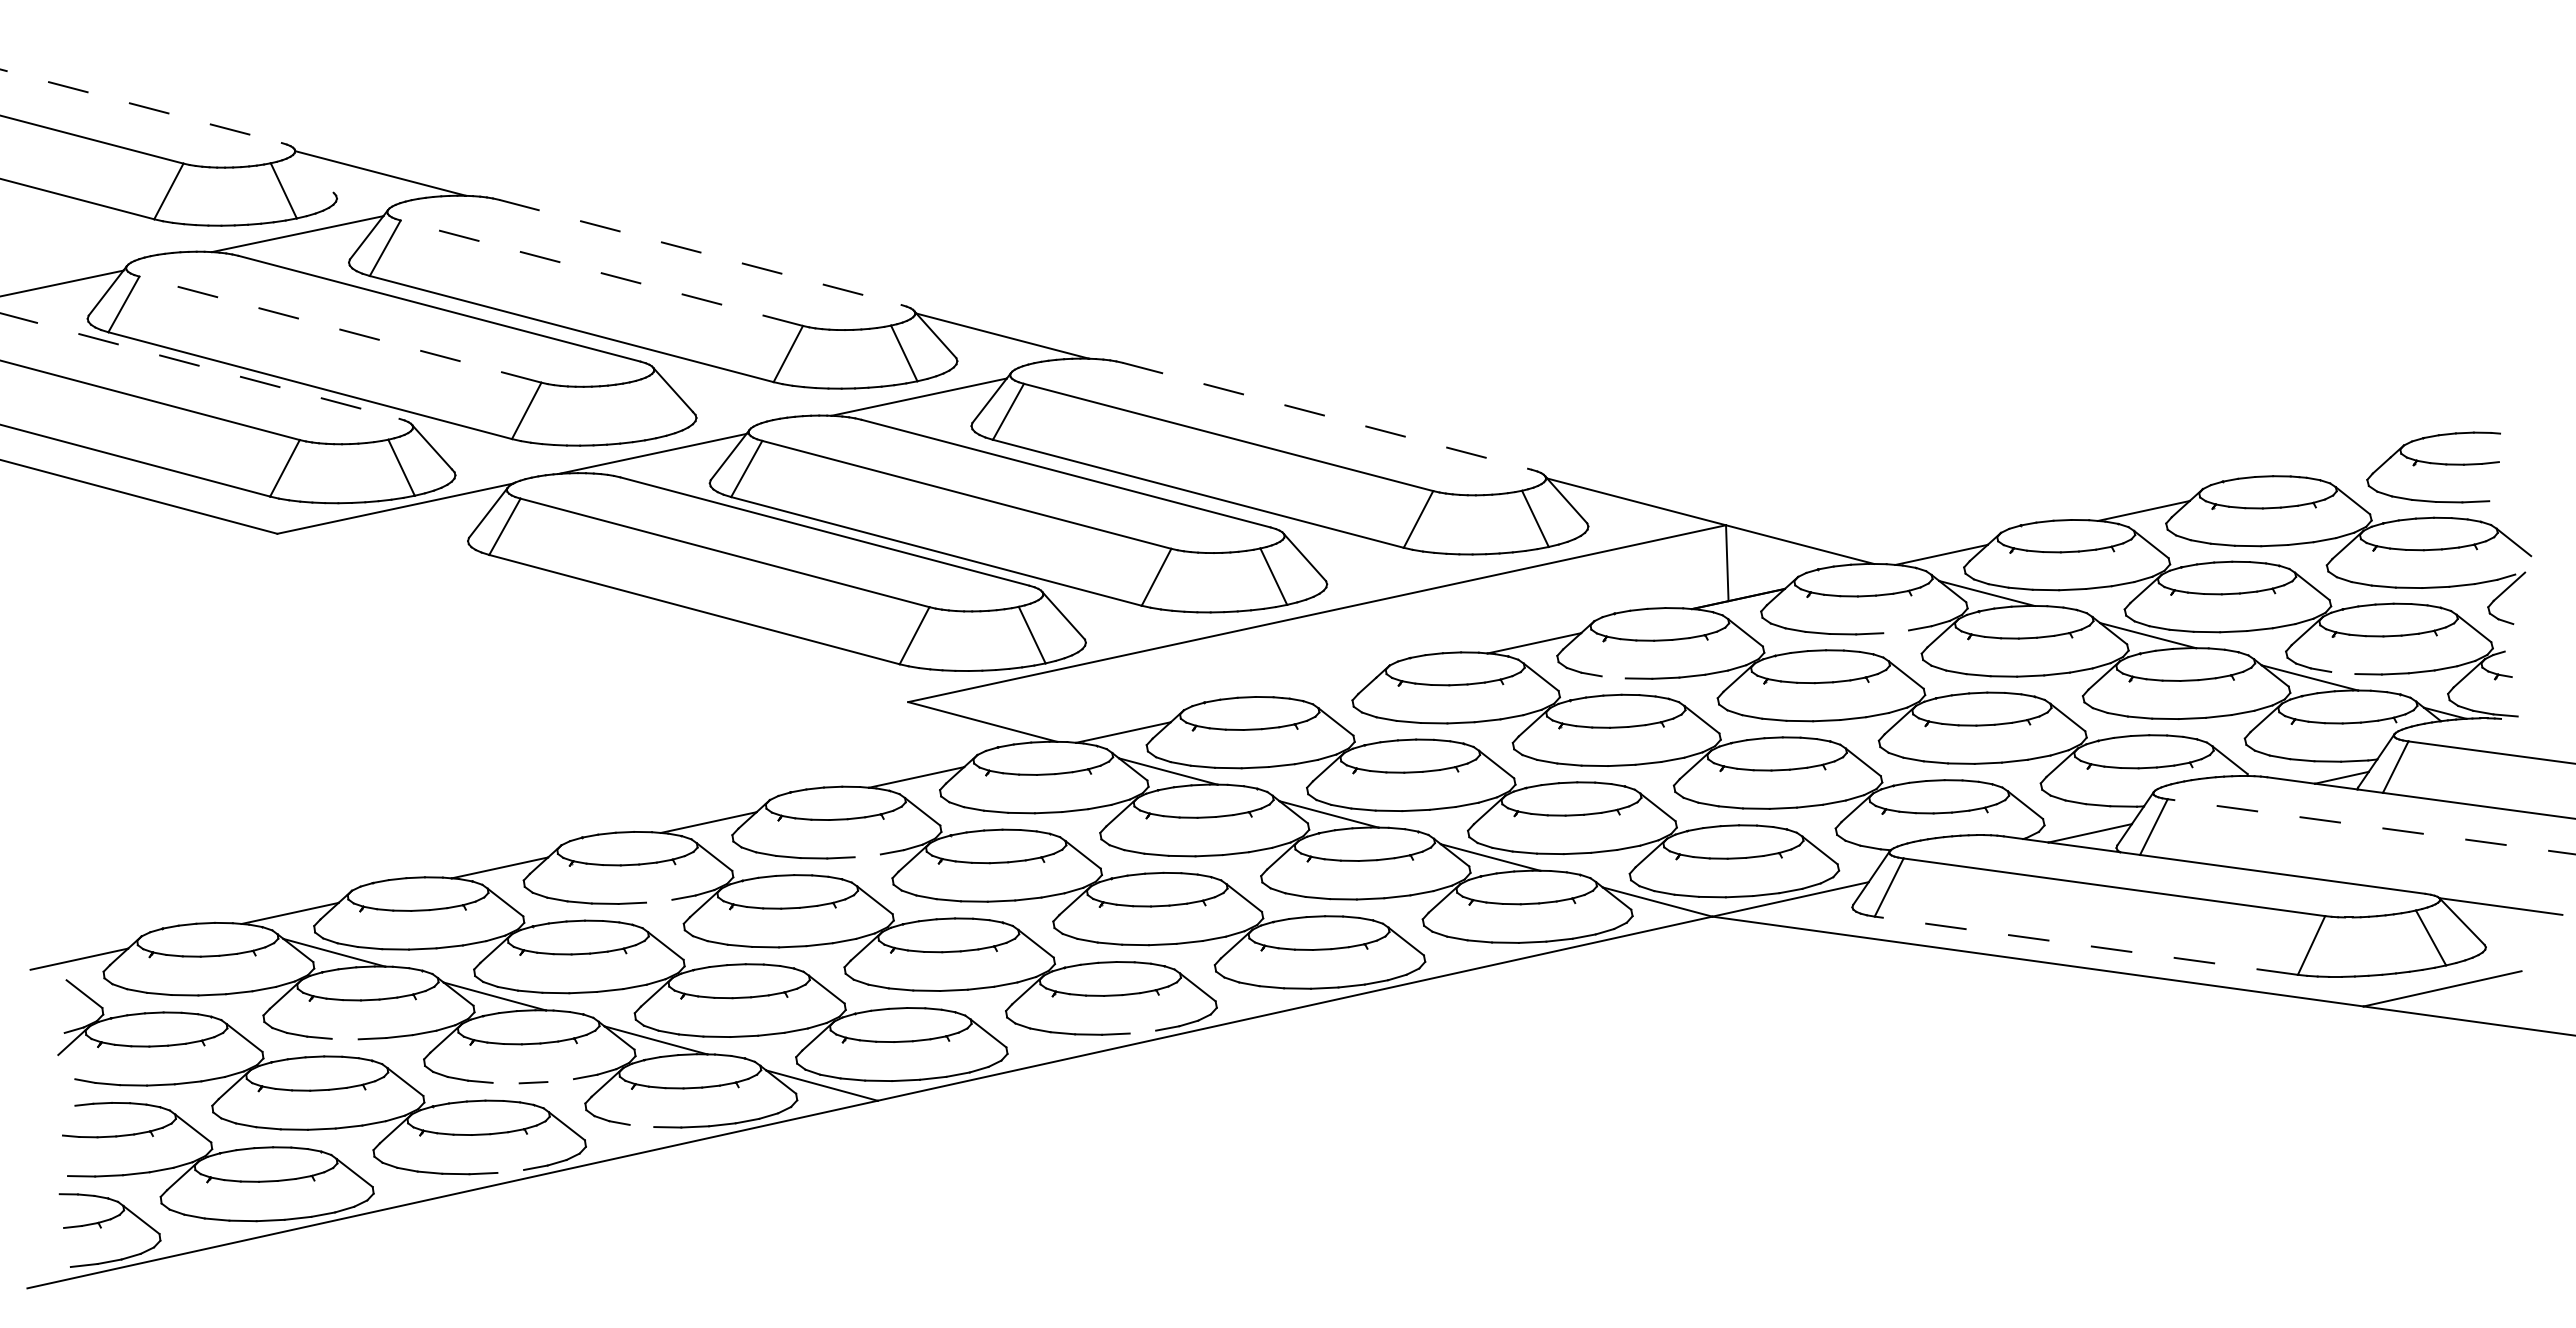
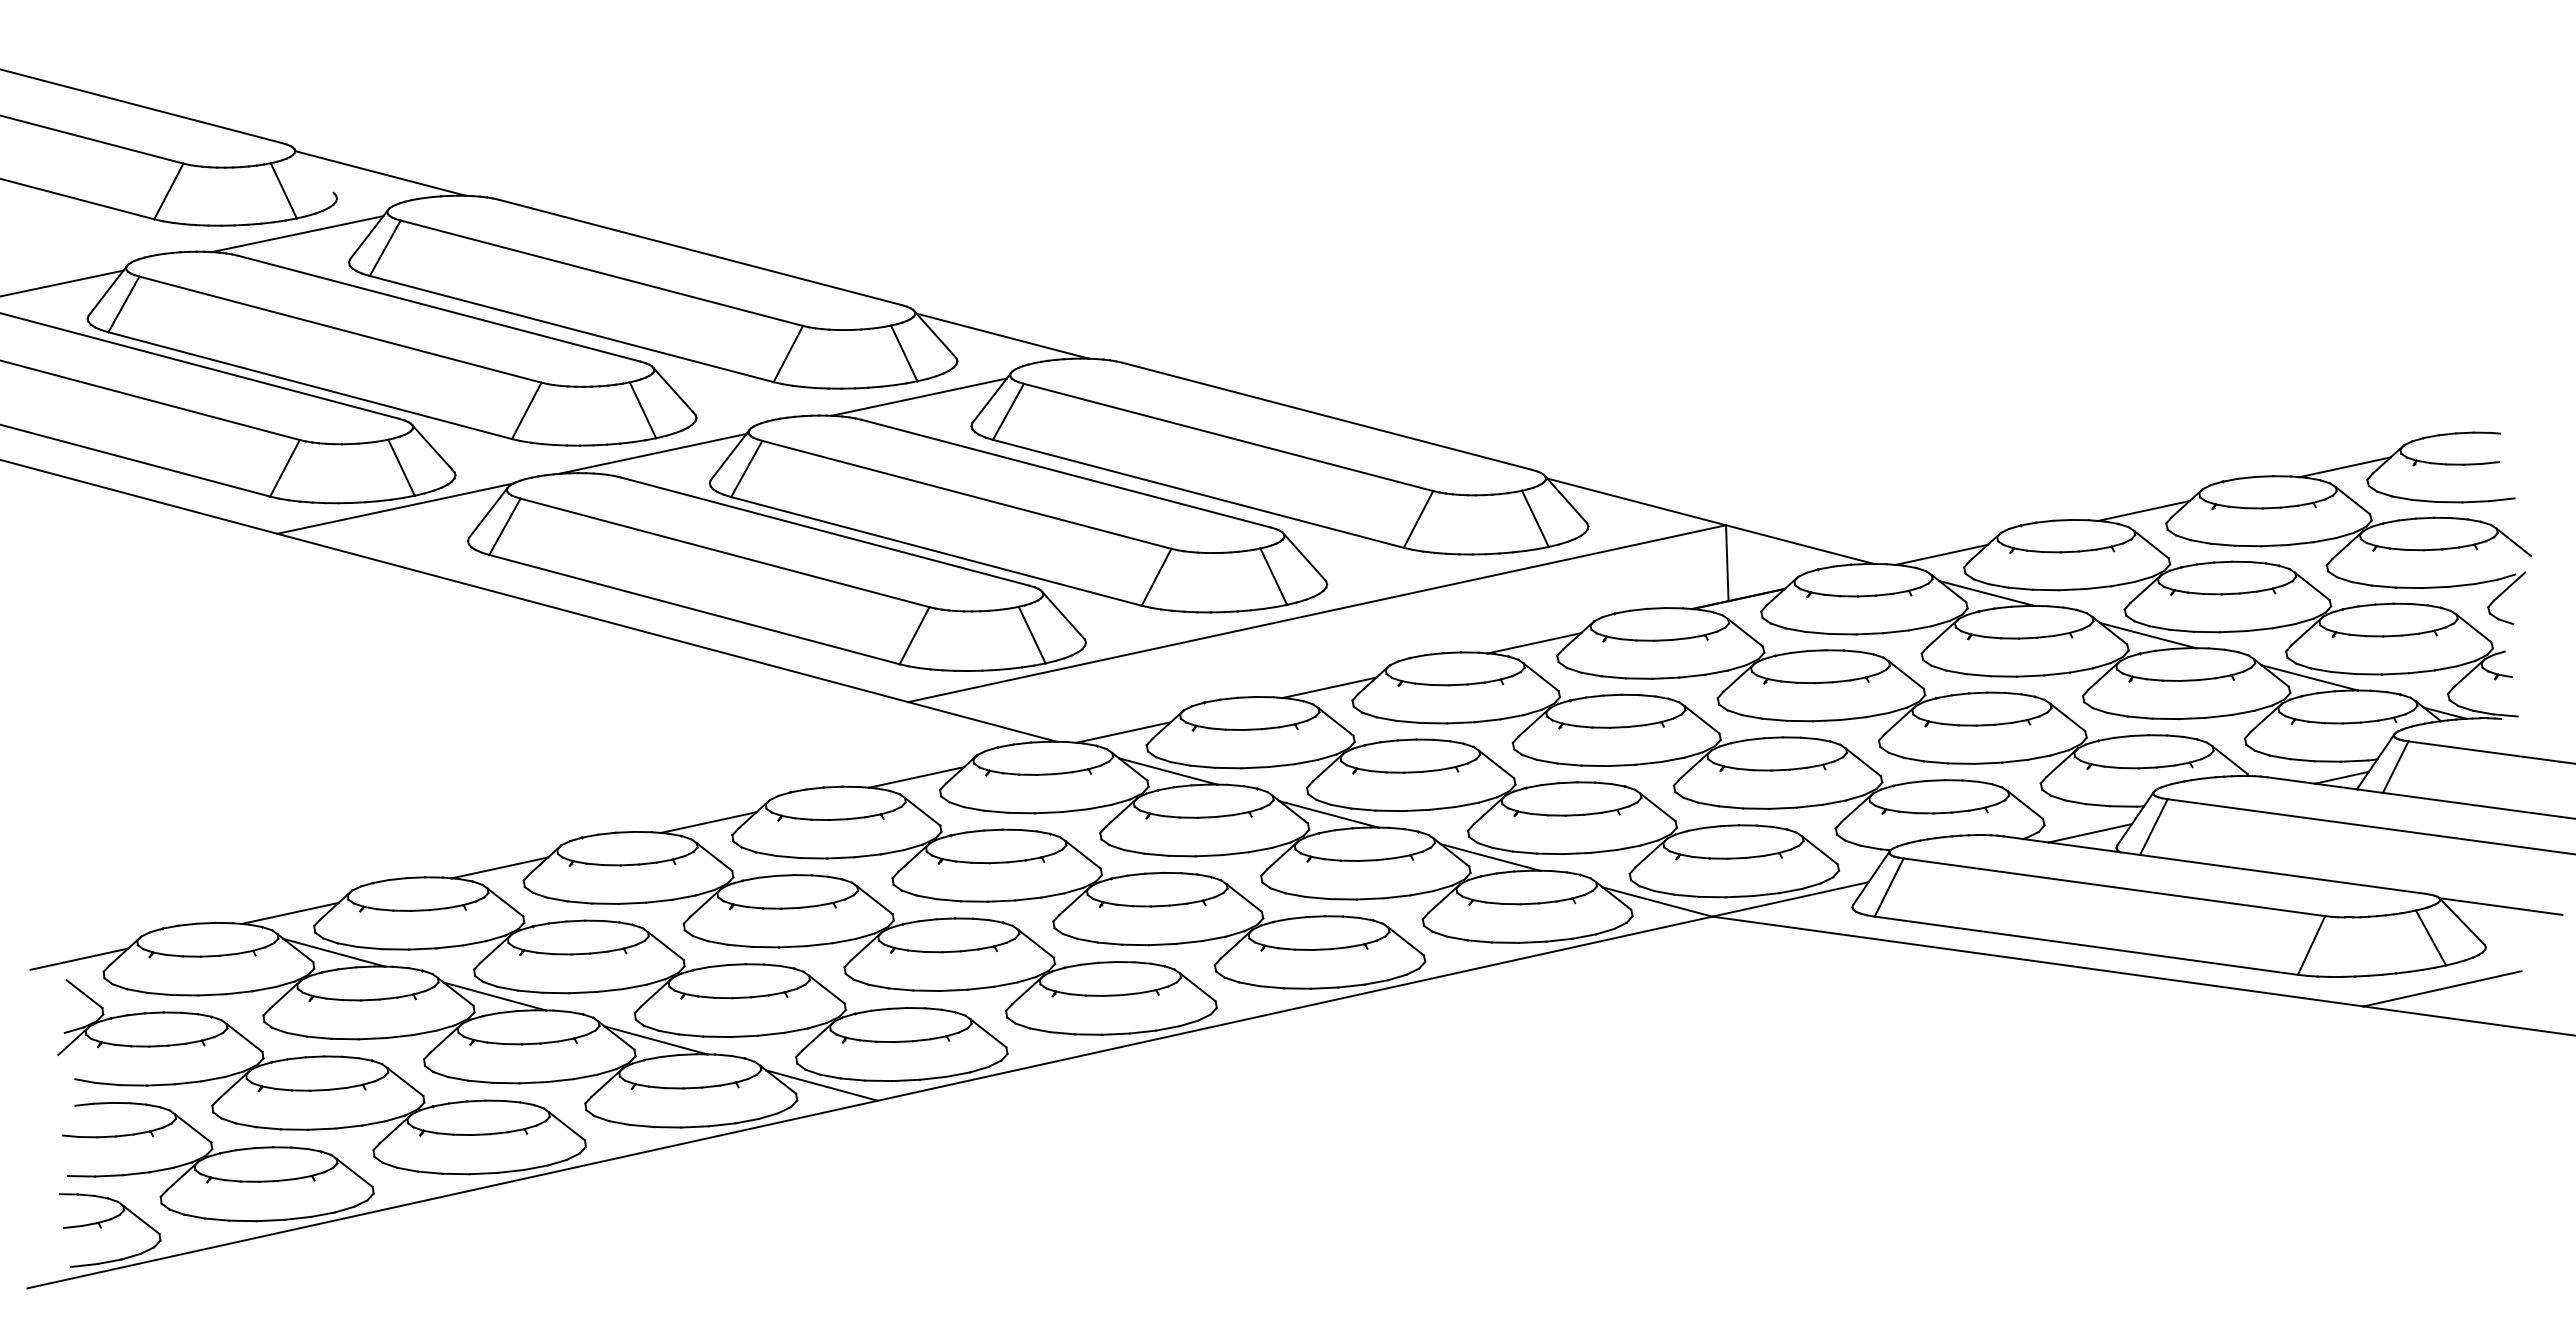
line: dashed -> solid (141, 106)
line: dashed -> solid (700, 252)
line: dashed -> solid (601, 273)
line: dashed -> solid (340, 329)
line: dashed -> solid (200, 366)
line: none -> present (642, 410)
line: dashed -> solid (1327, 416)
line: none -> present (2344, 467)
line: none -> present (2501, 499)
line: none -> present (592, 617)
line: none -> present (1895, 631)
line: none -> present (2343, 672)
line: none -> present (1613, 677)
line: none -> present (1329, 687)
line: dashed -> solid (2371, 826)
line: none -> present (867, 855)
line: none -> present (659, 900)
line: dashed -> solid (2086, 945)
line: none -> present (1142, 1031)
line: none -> present (344, 1038)
line: none -> present (560, 1080)
line: none -> present (505, 1082)
line: none -> present (641, 1125)
line: none -> present (510, 1170)
